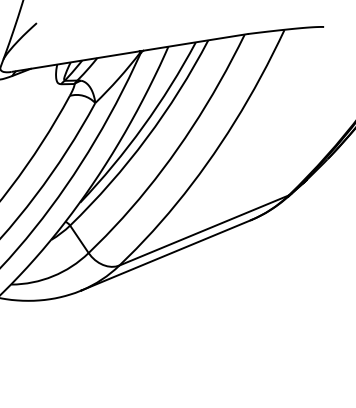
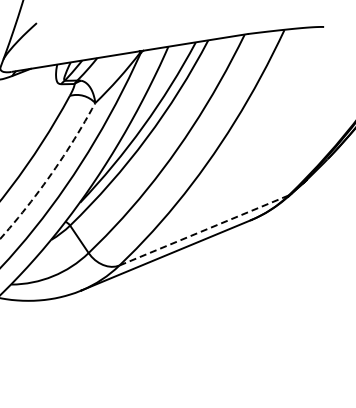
arc: solid -> dashed (51, 173)
line: solid -> dashed (204, 230)
